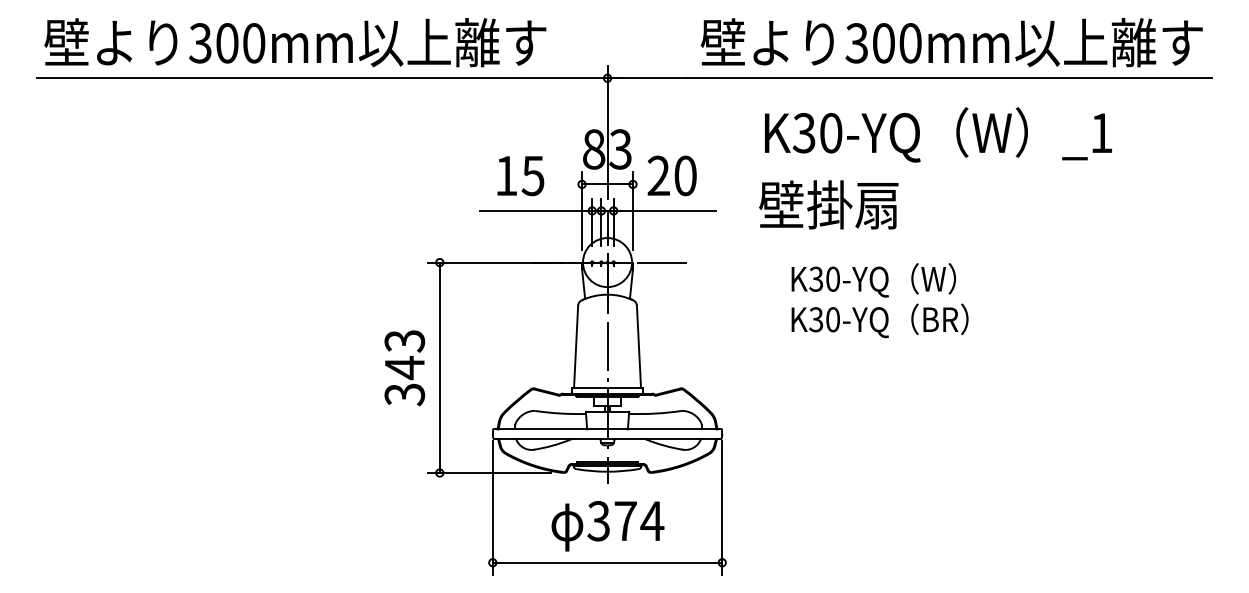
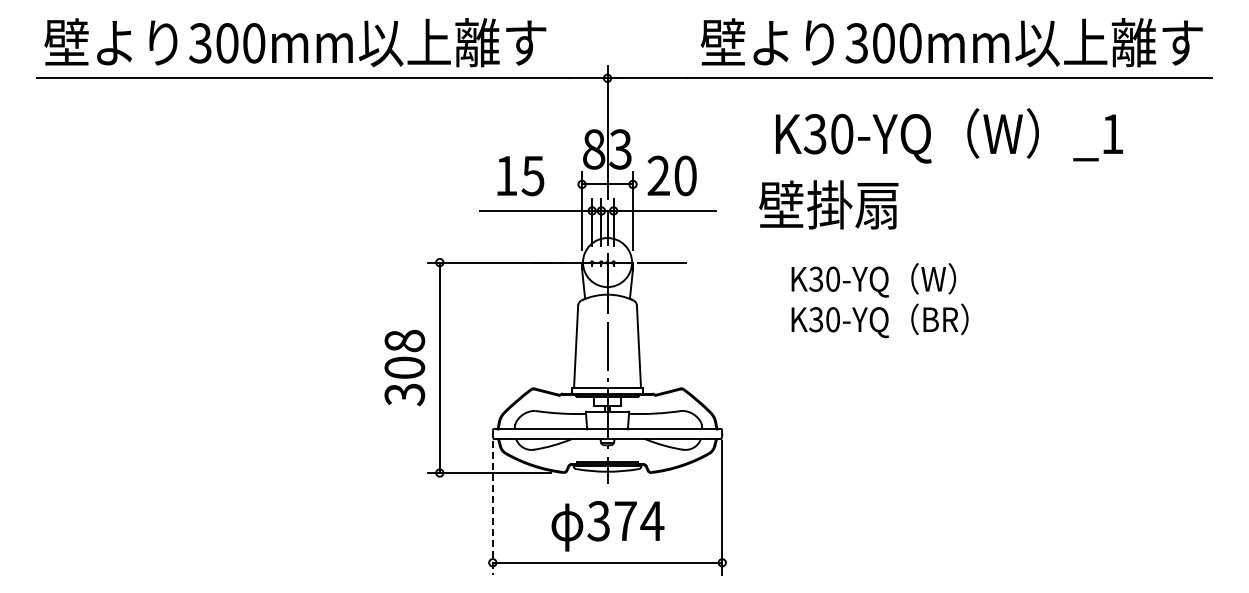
text position: (938, 134) -> (949, 135) (949, 135)
text: 343 -> 308 (404, 355)
line: solid -> dashed (492, 508)
